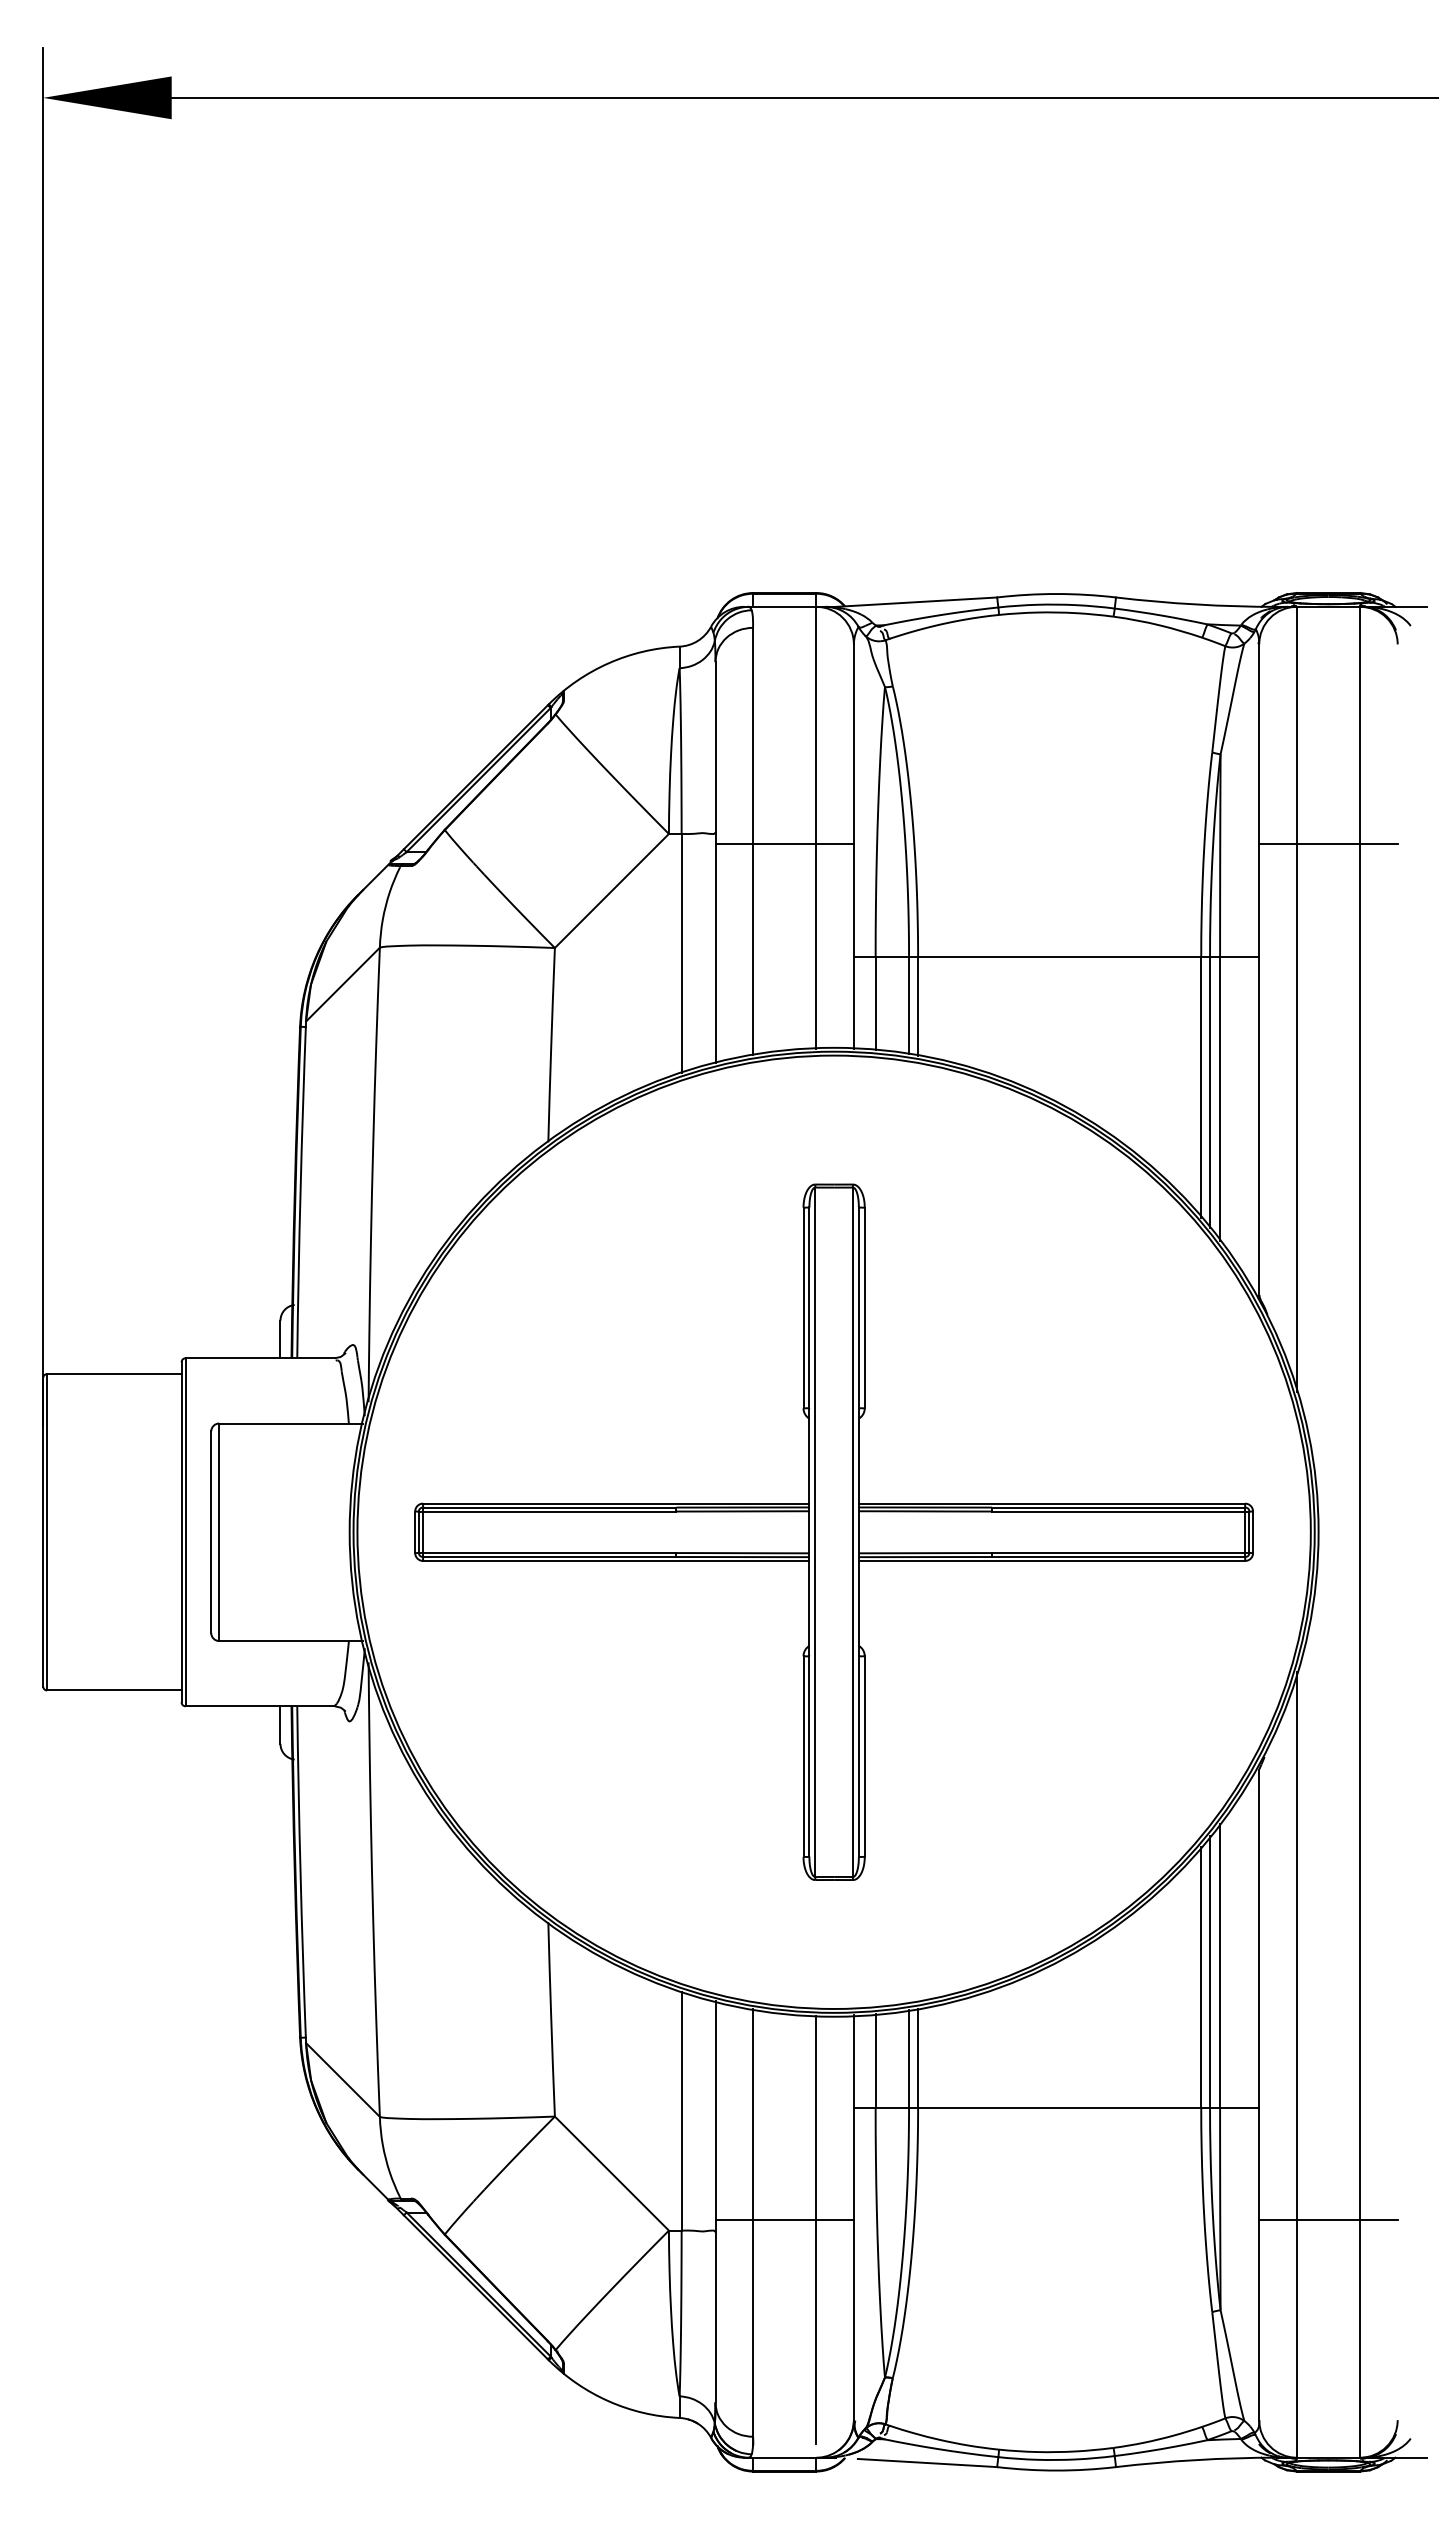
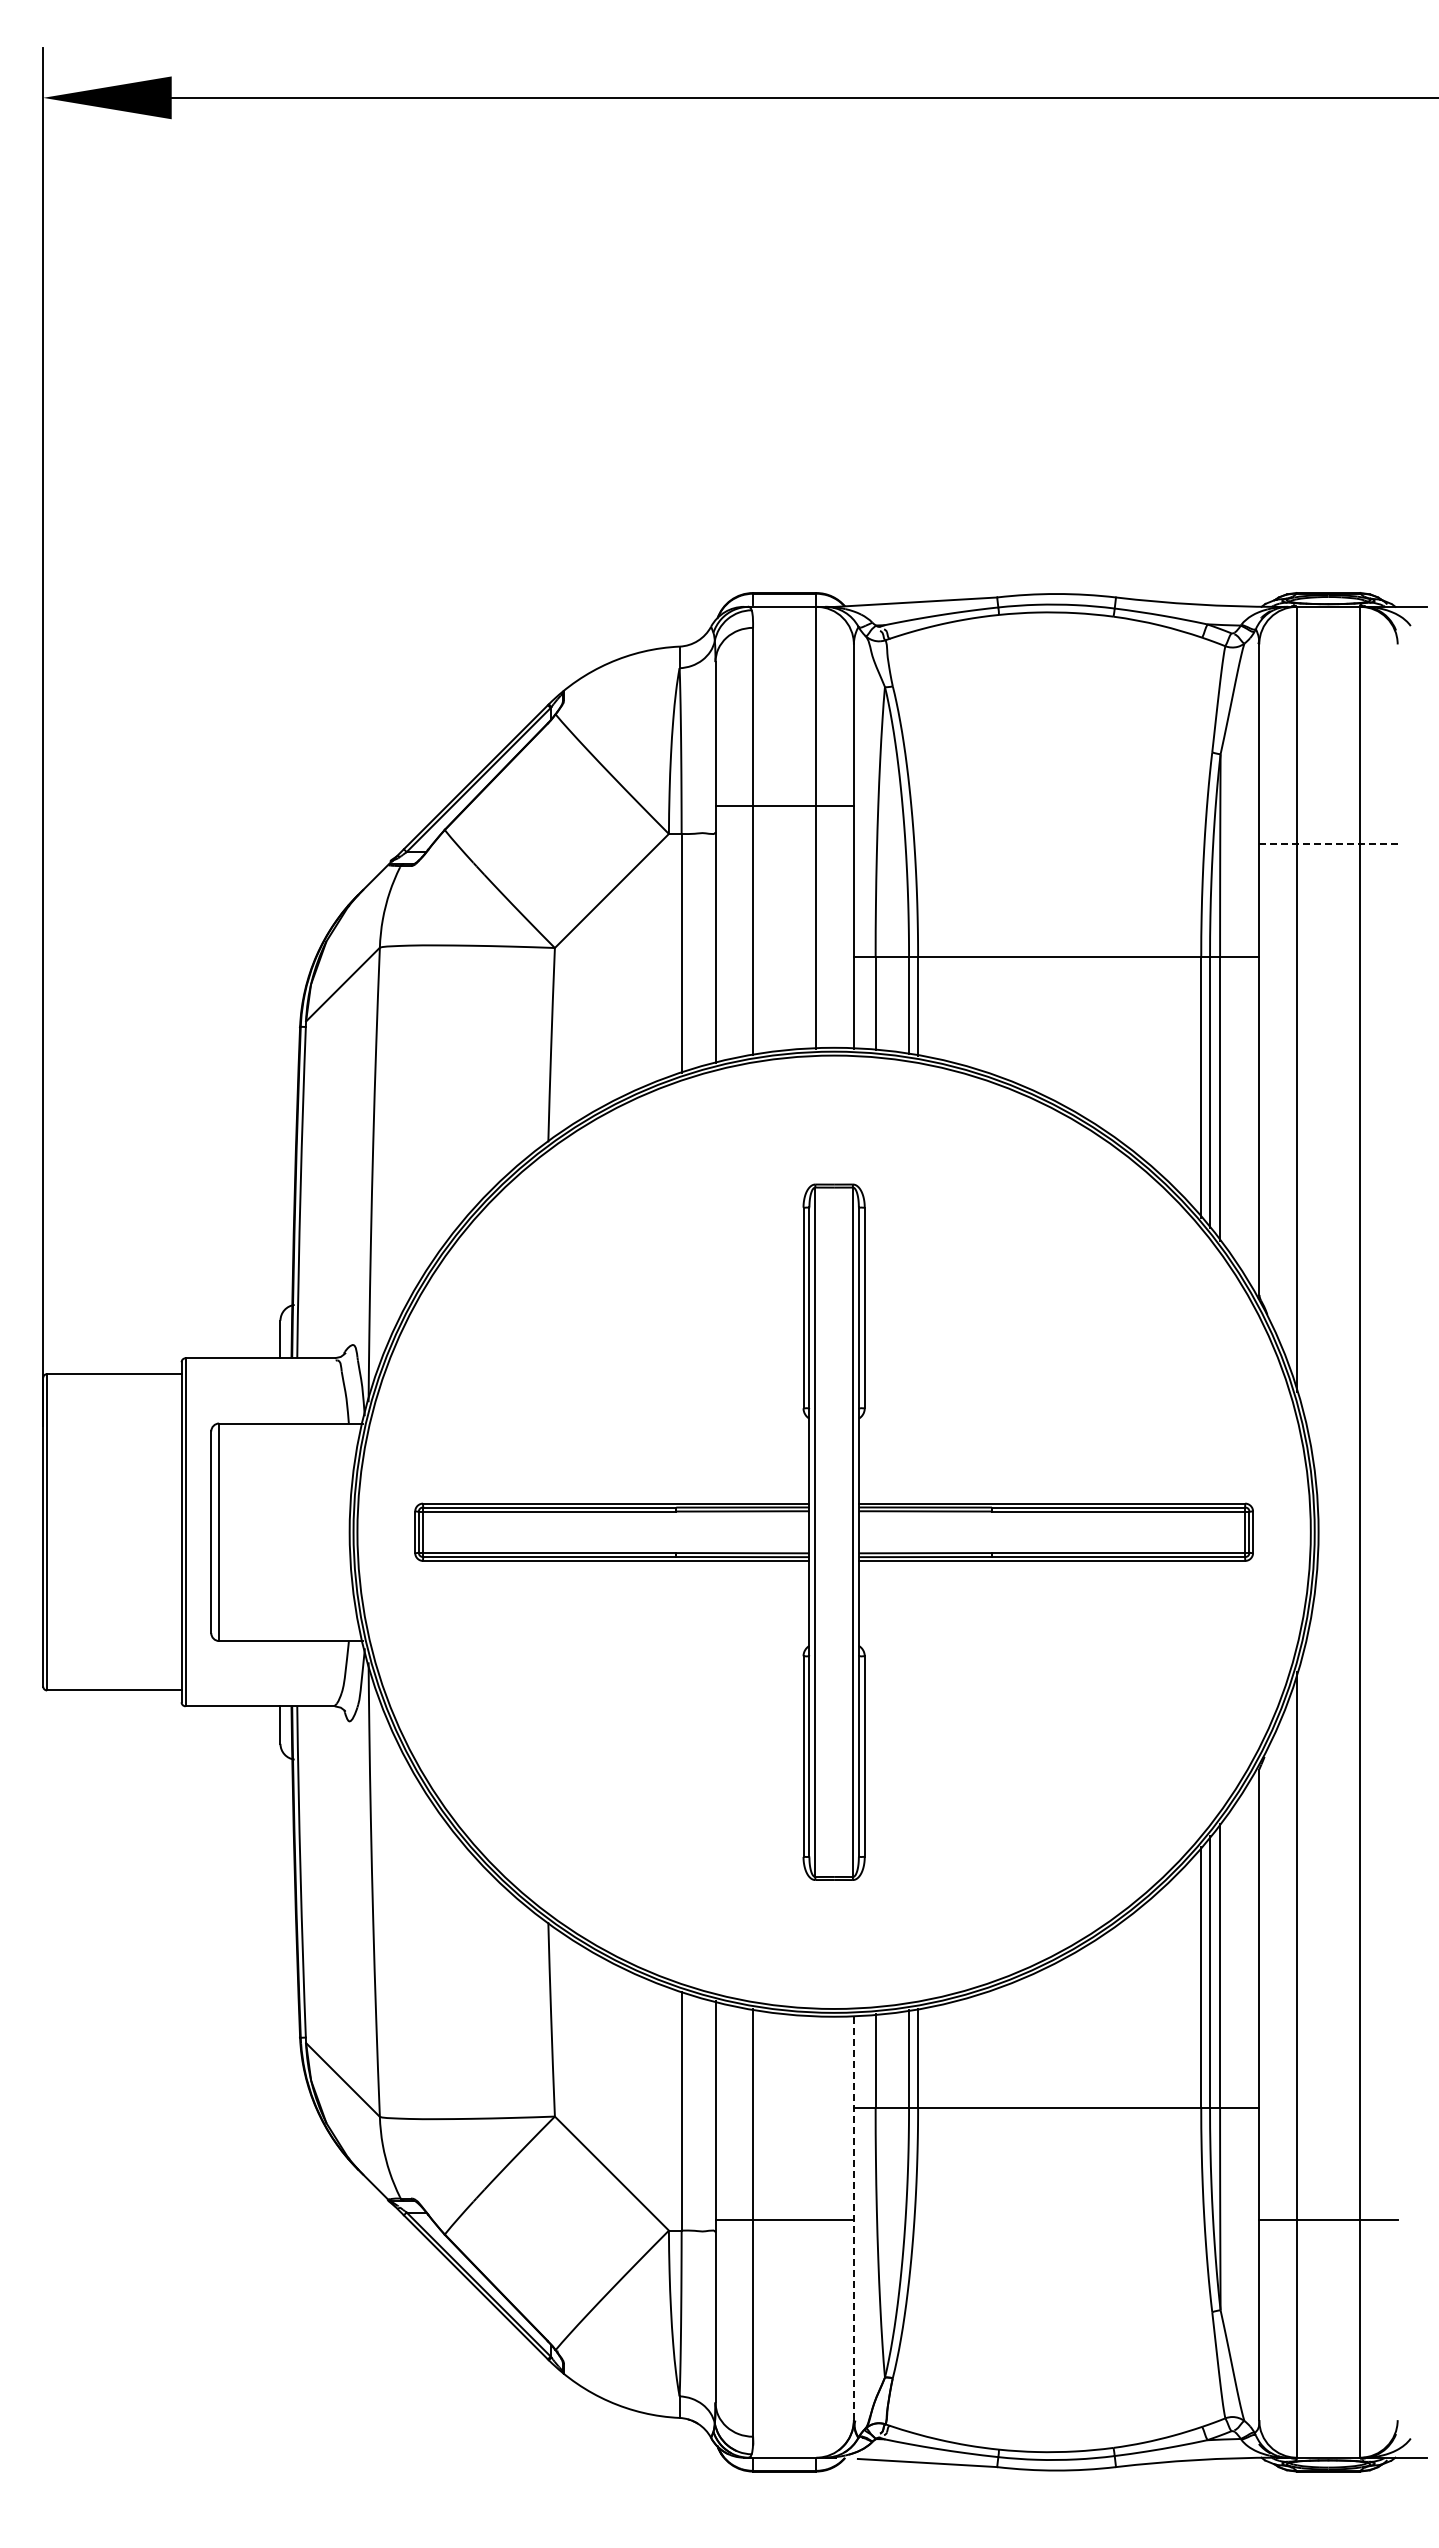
line position: (784, 844) -> (784, 806) (784, 806)
line: solid -> dashed (1328, 844)
line: solid -> dashed (853, 2217)
line: present -> none (816, 2229)
